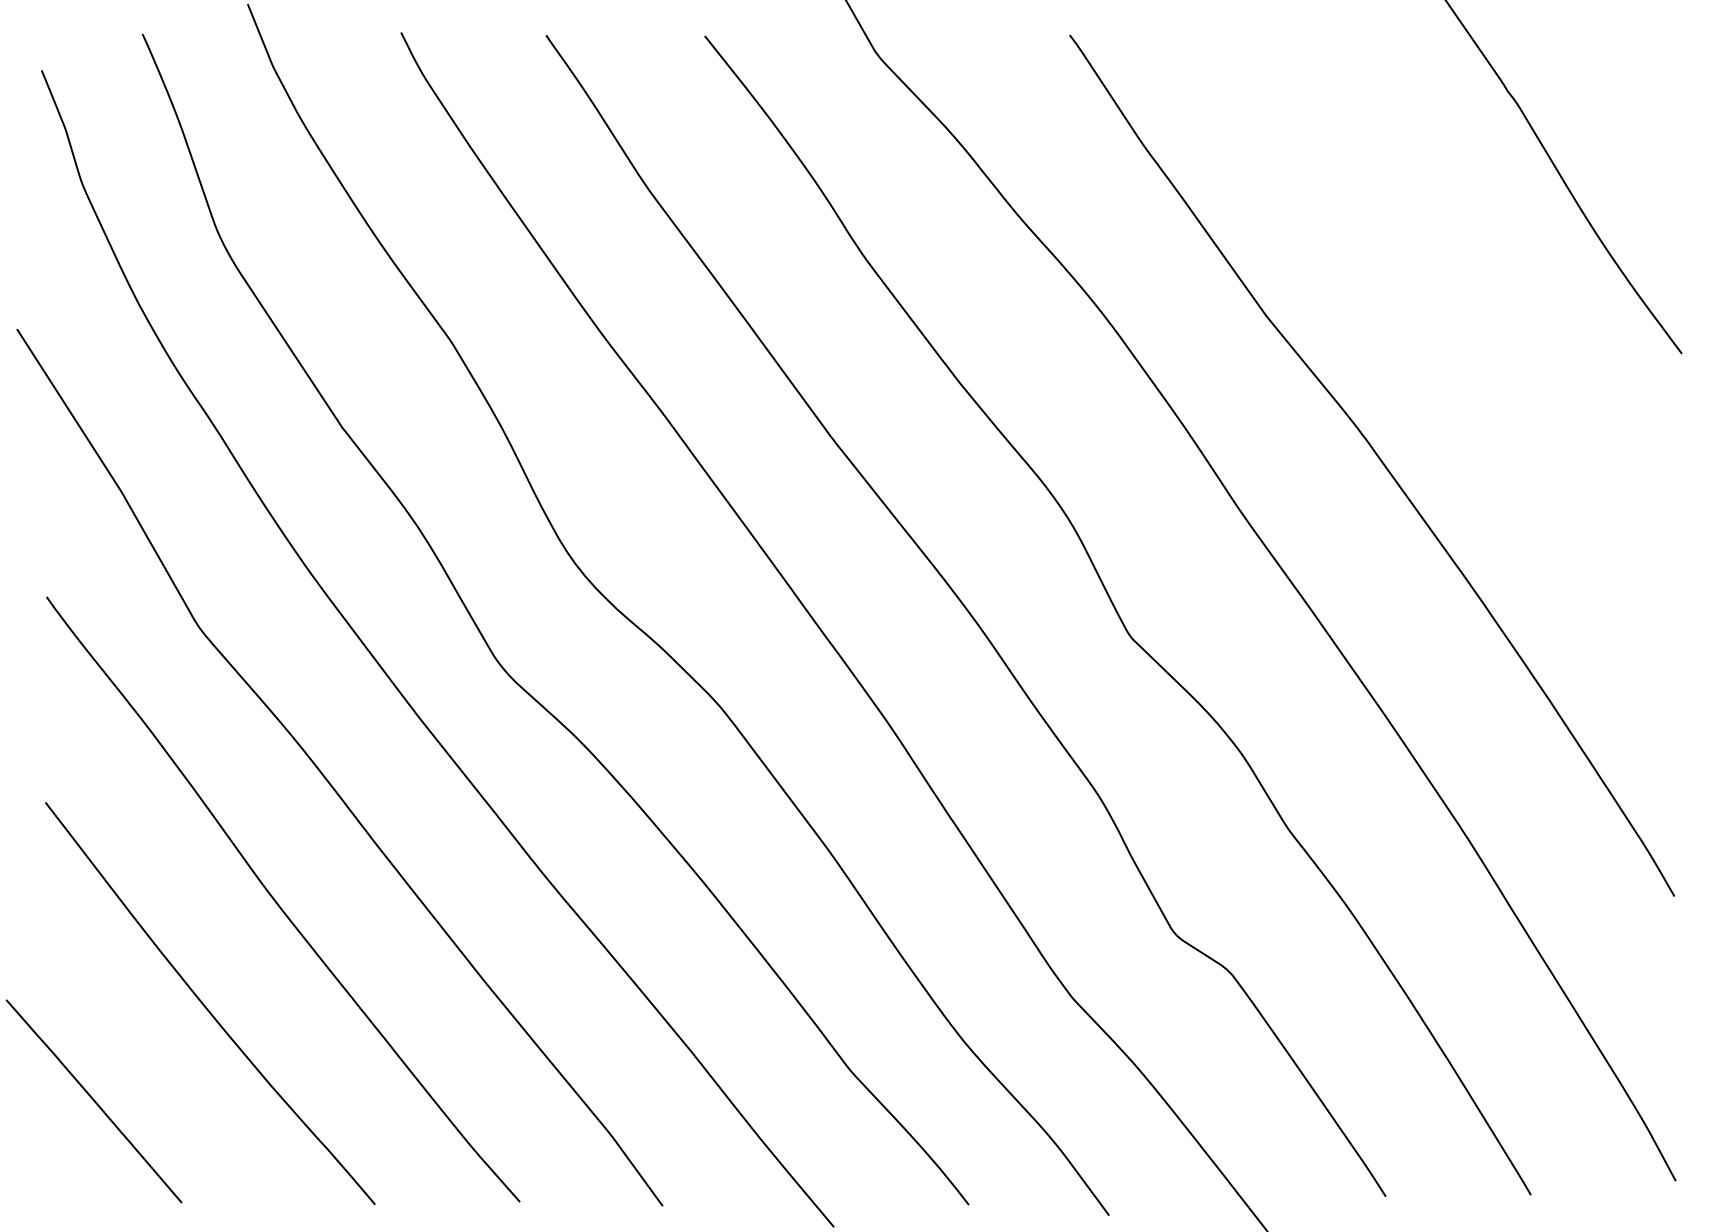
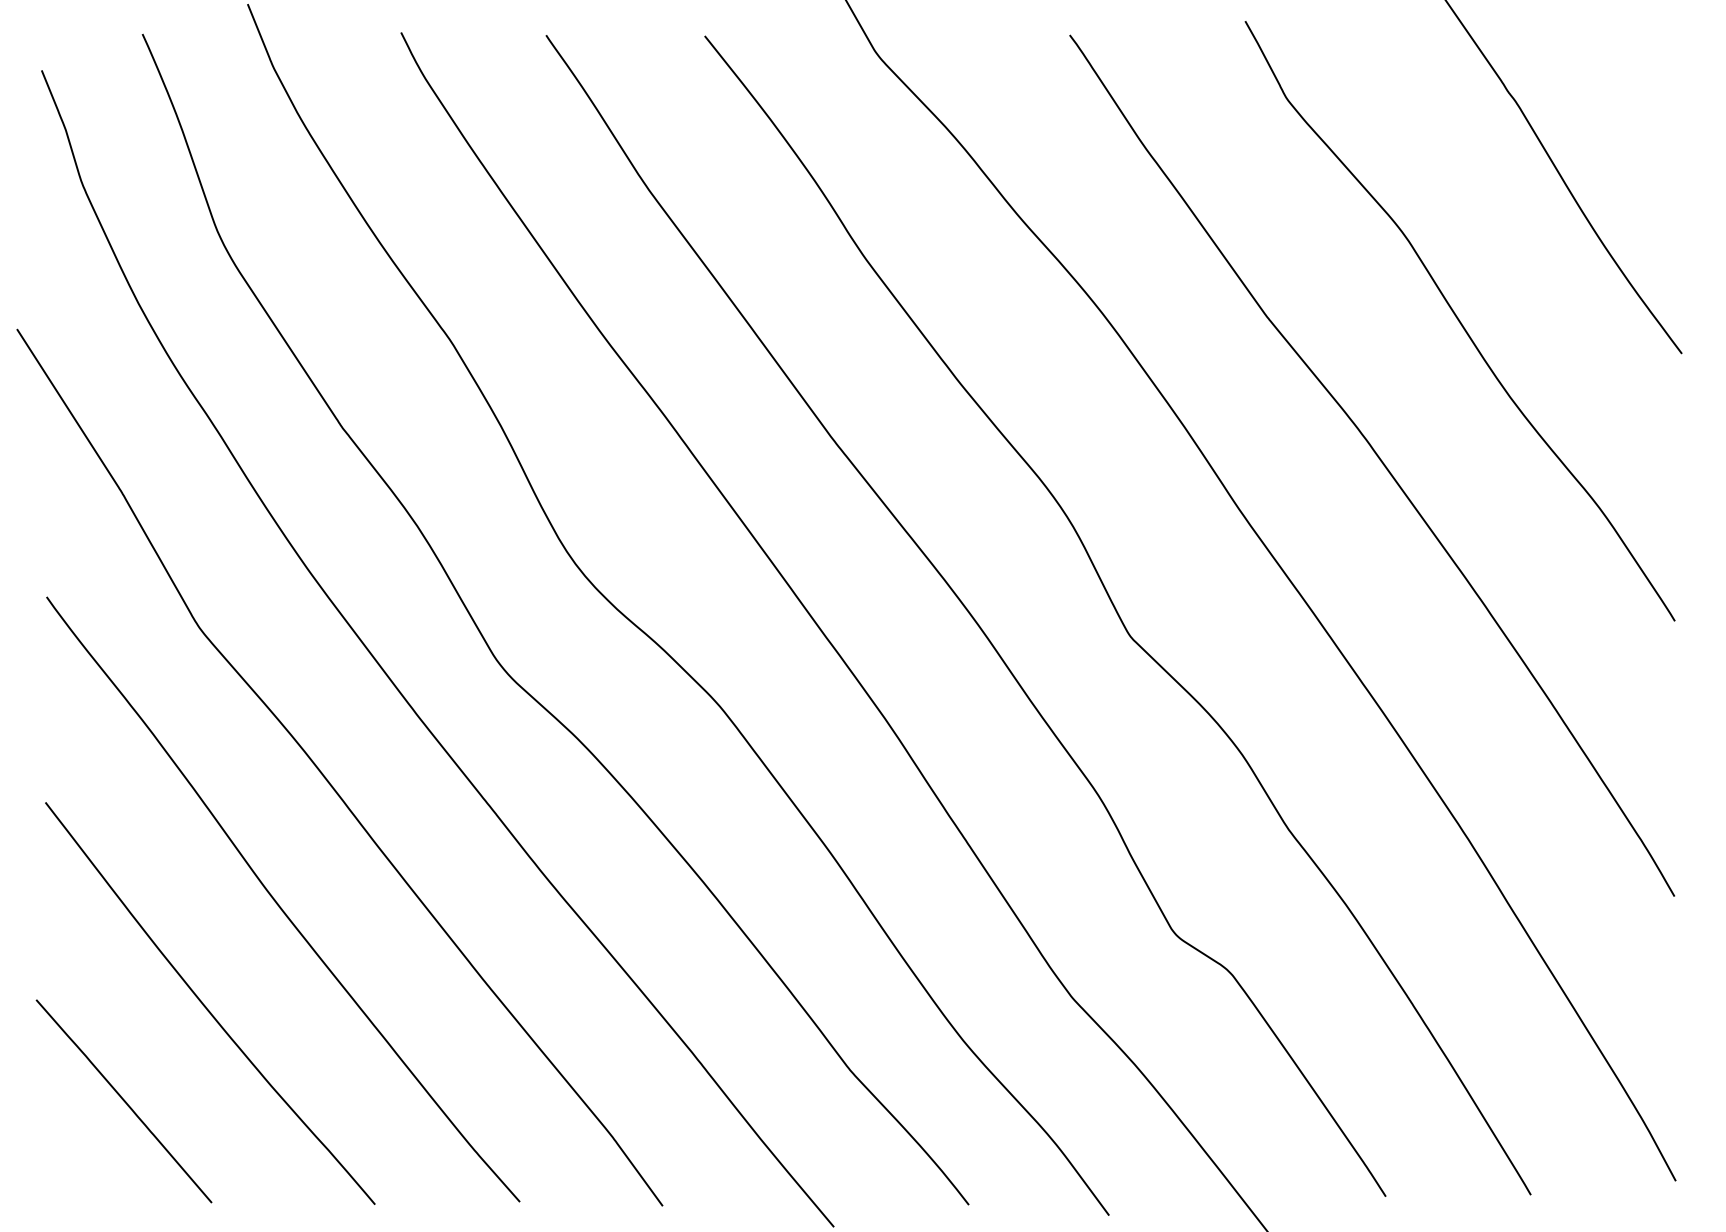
curve: none -> present (1459, 321)
line position: (93, 1101) -> (123, 1101) (123, 1101)
